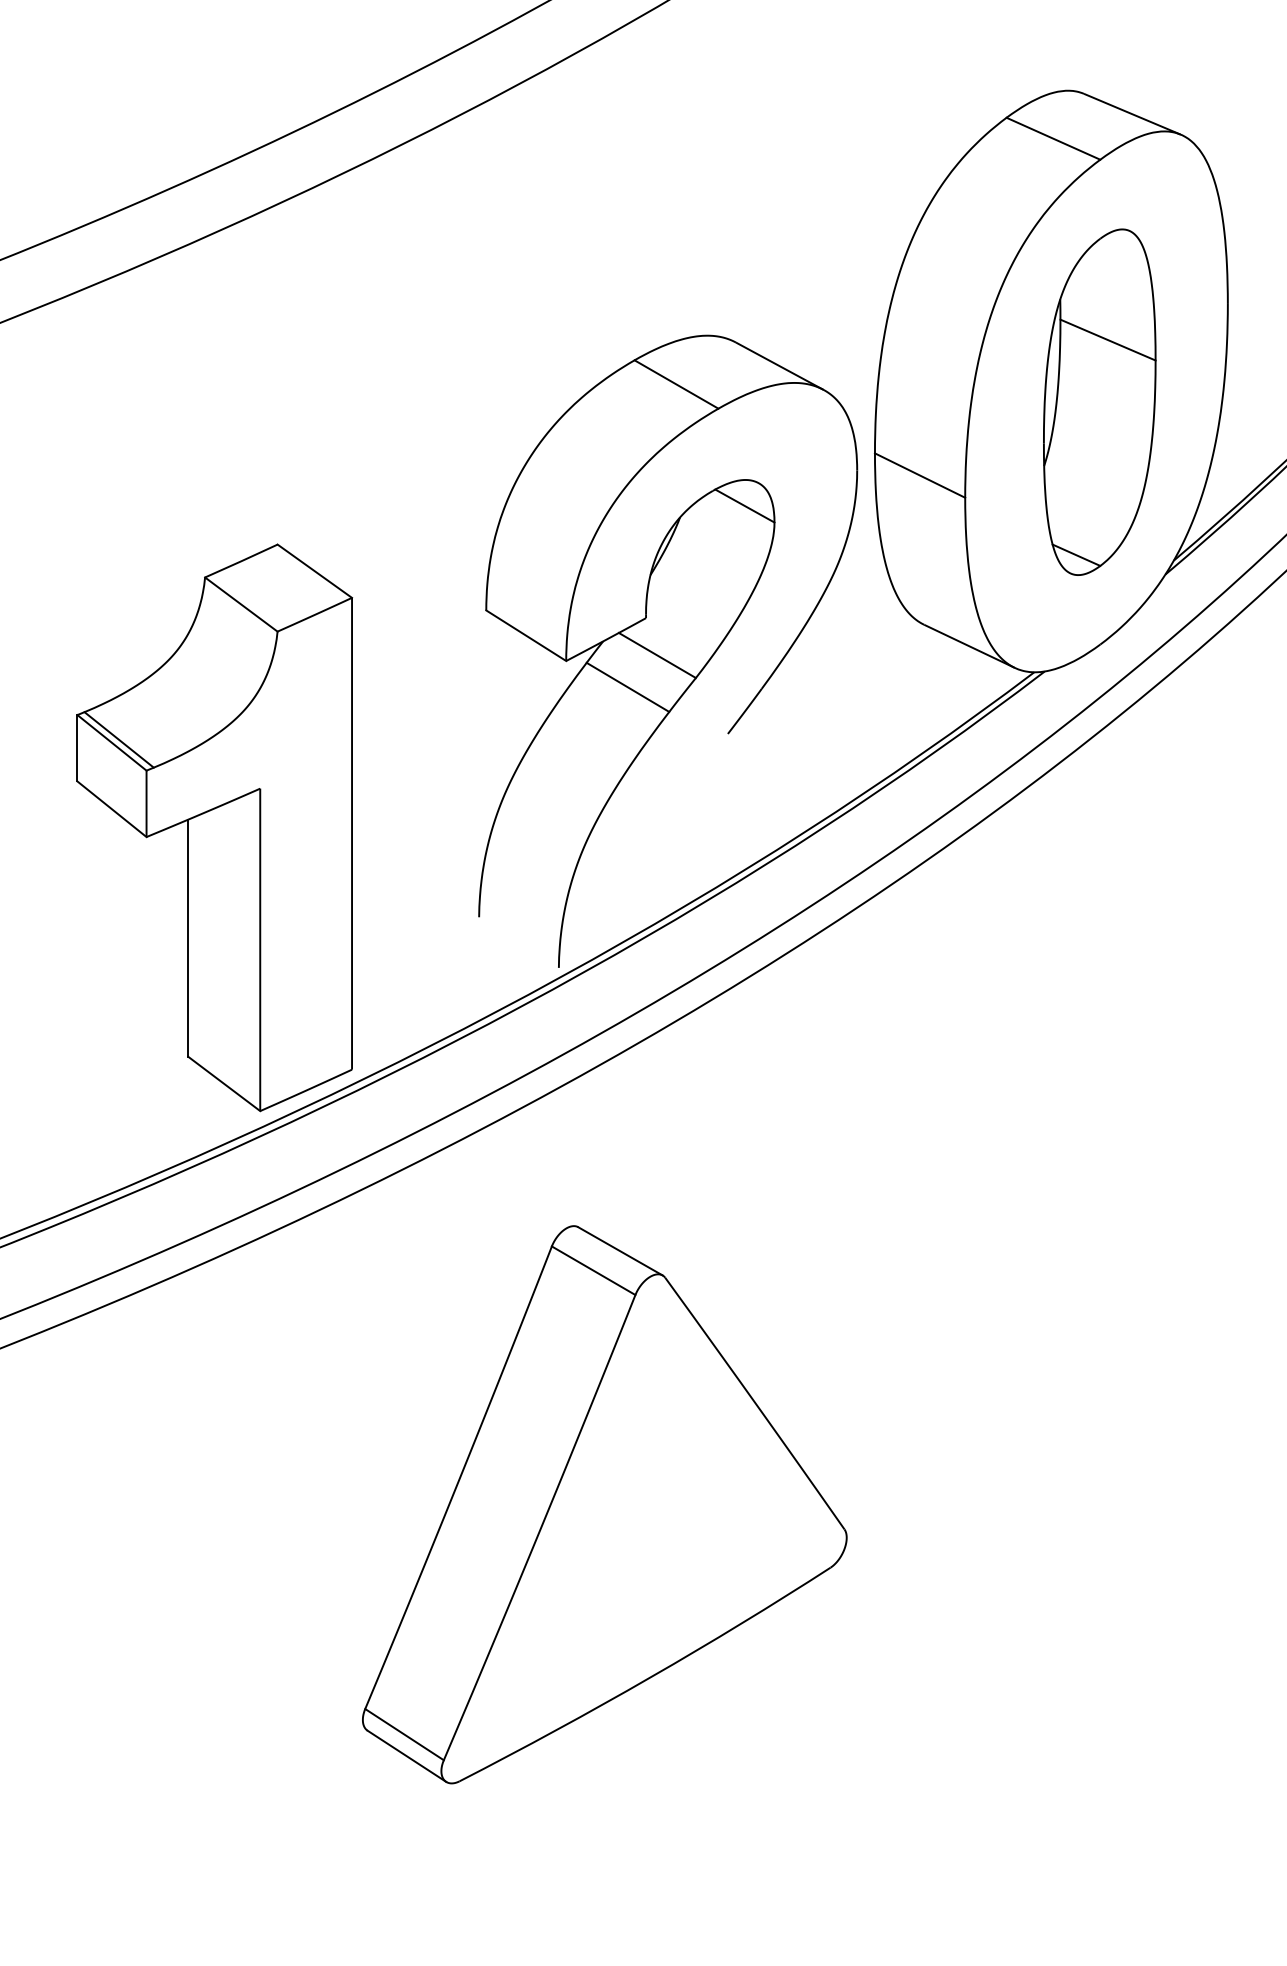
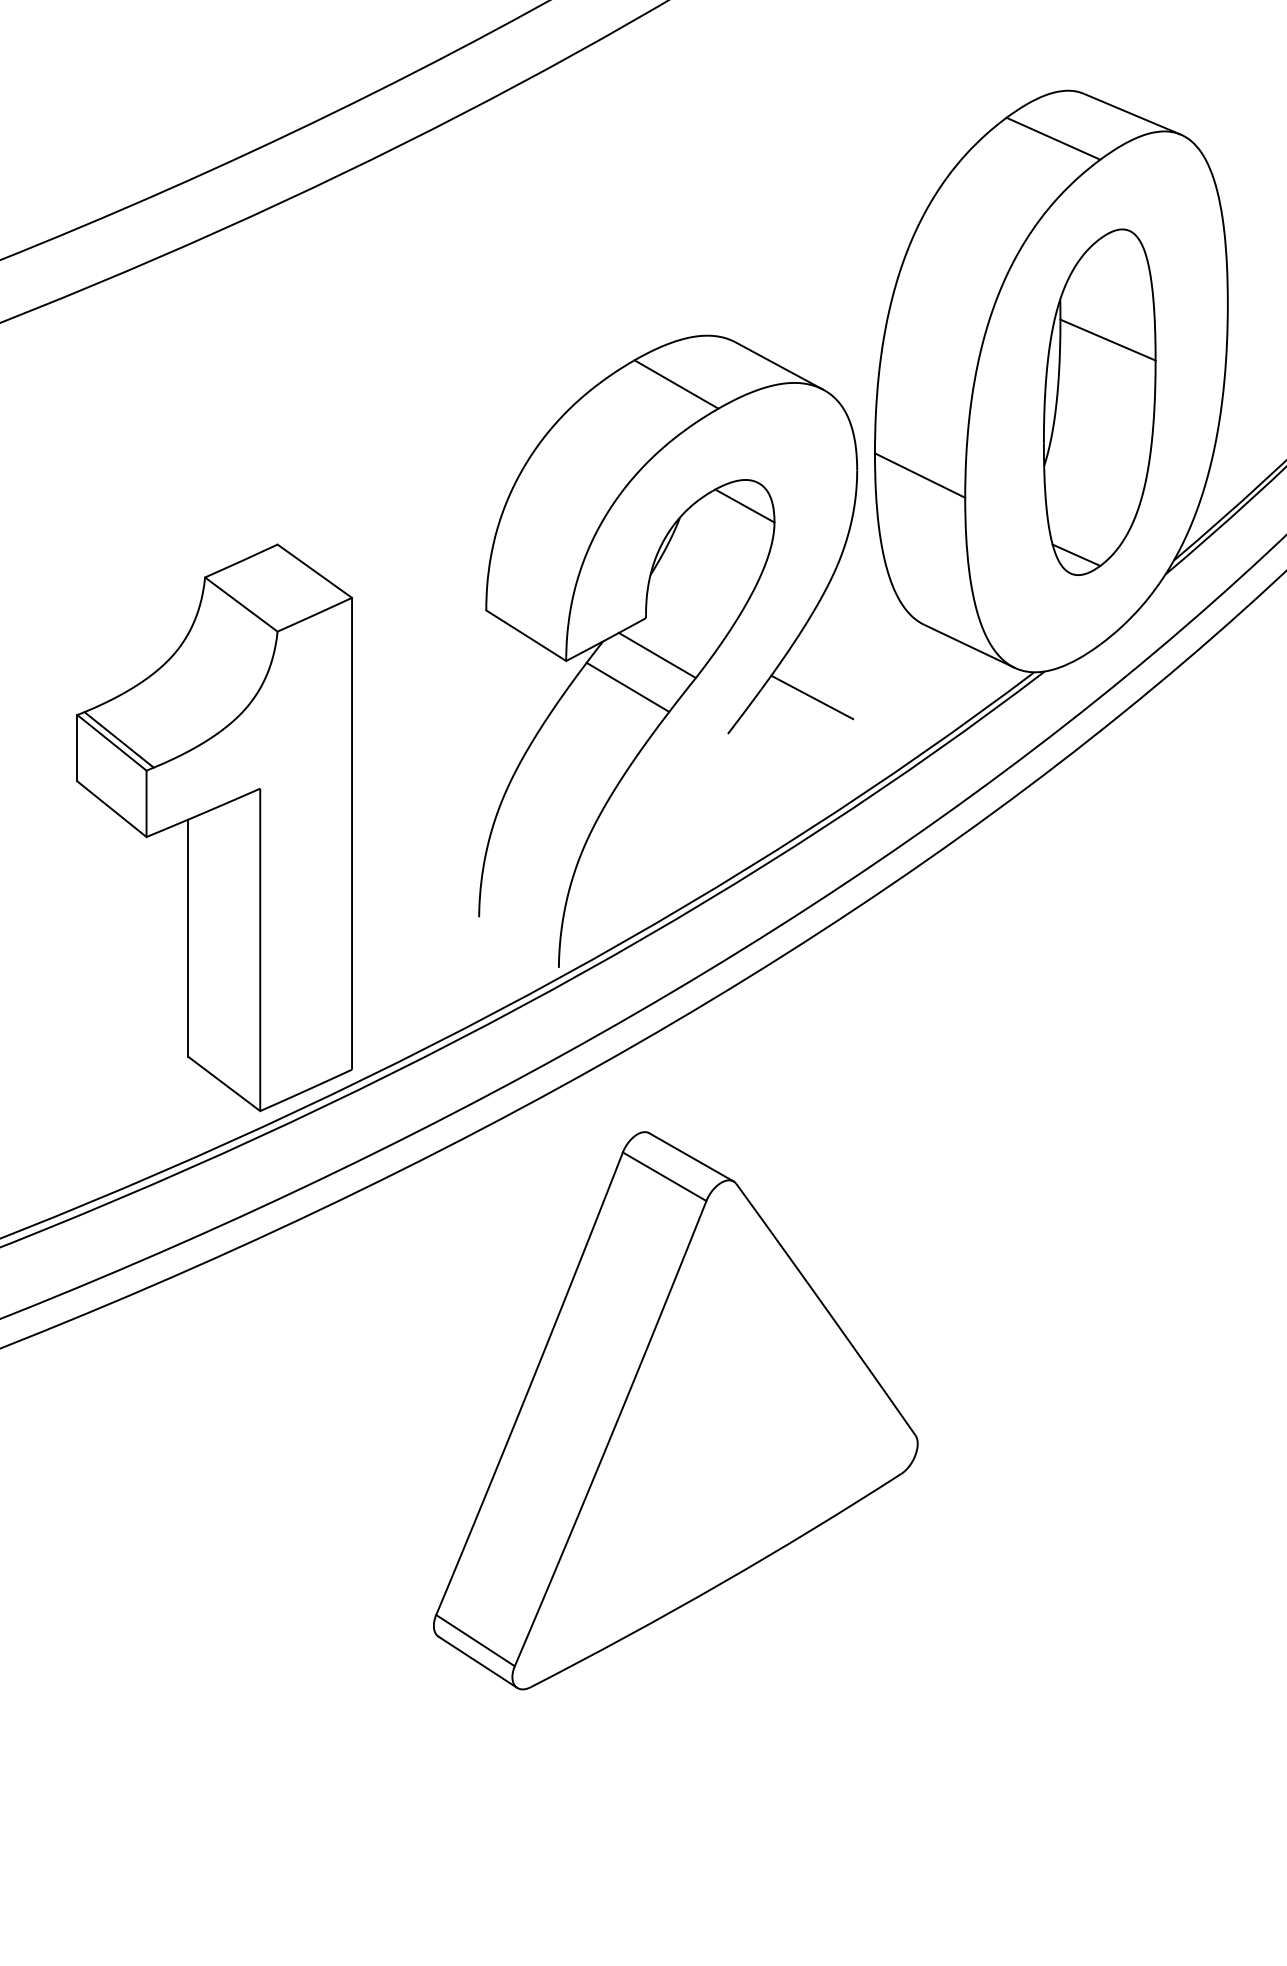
line: none -> present (812, 697)
part position: (604, 1504) -> (675, 1410) (675, 1410)
